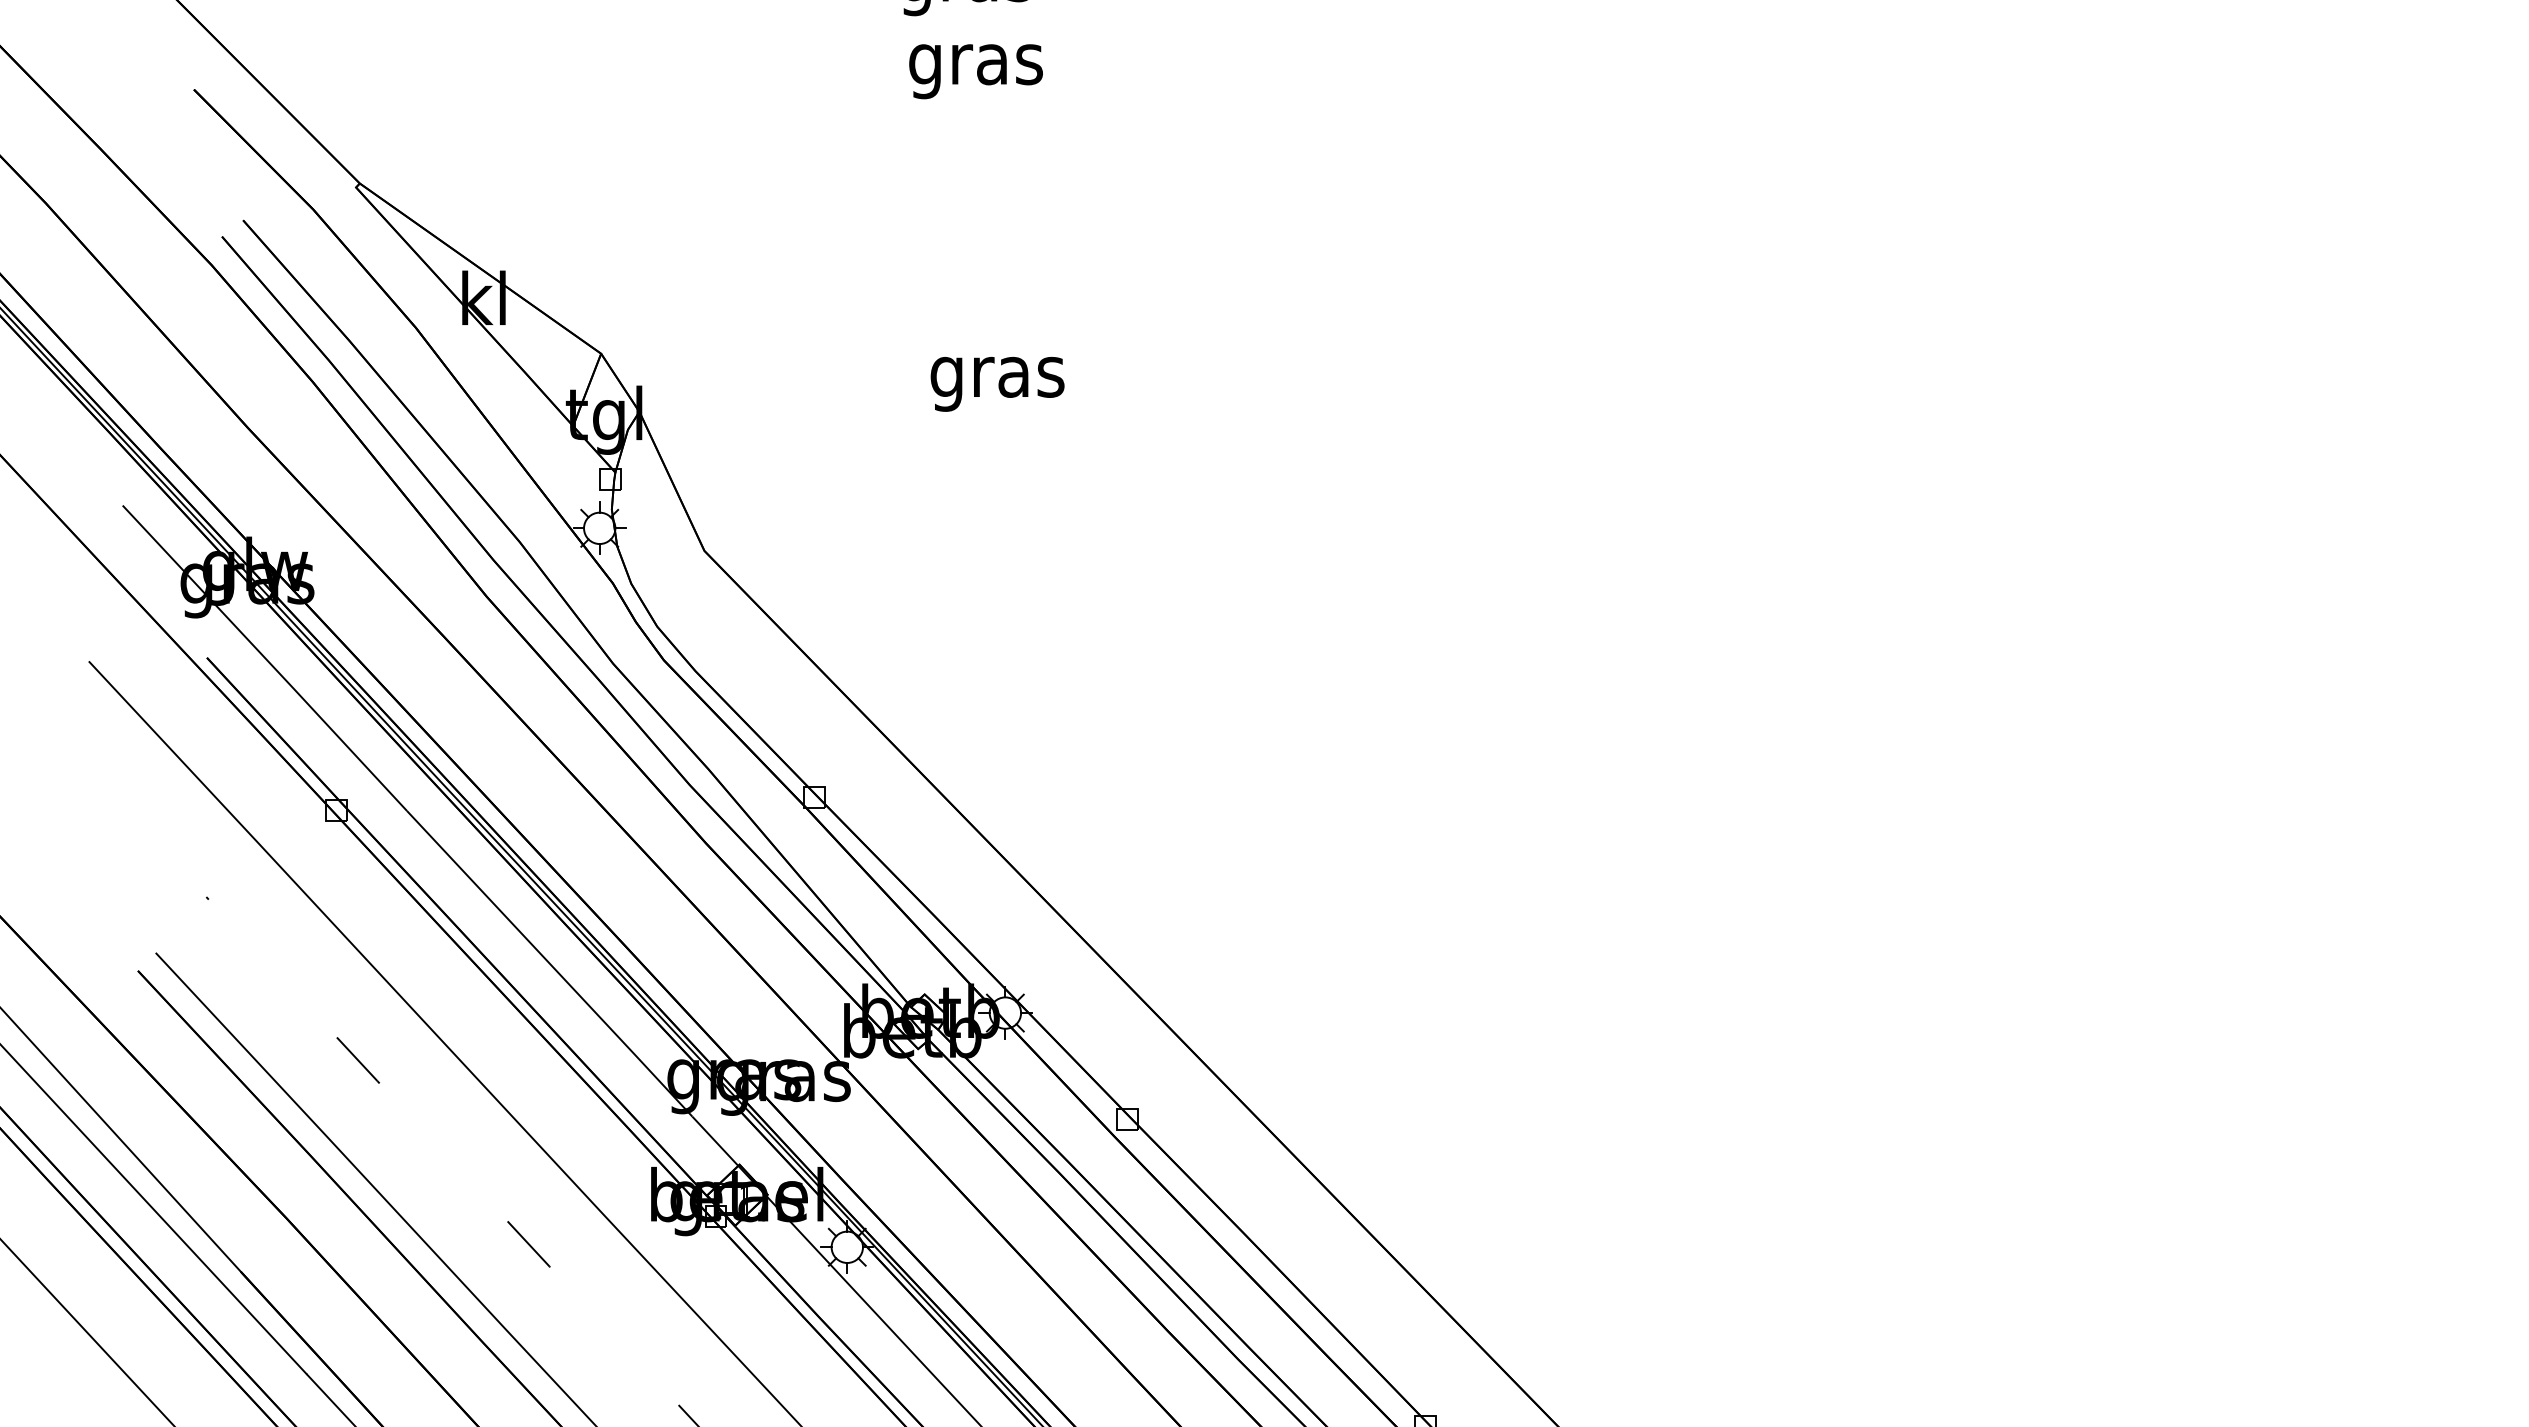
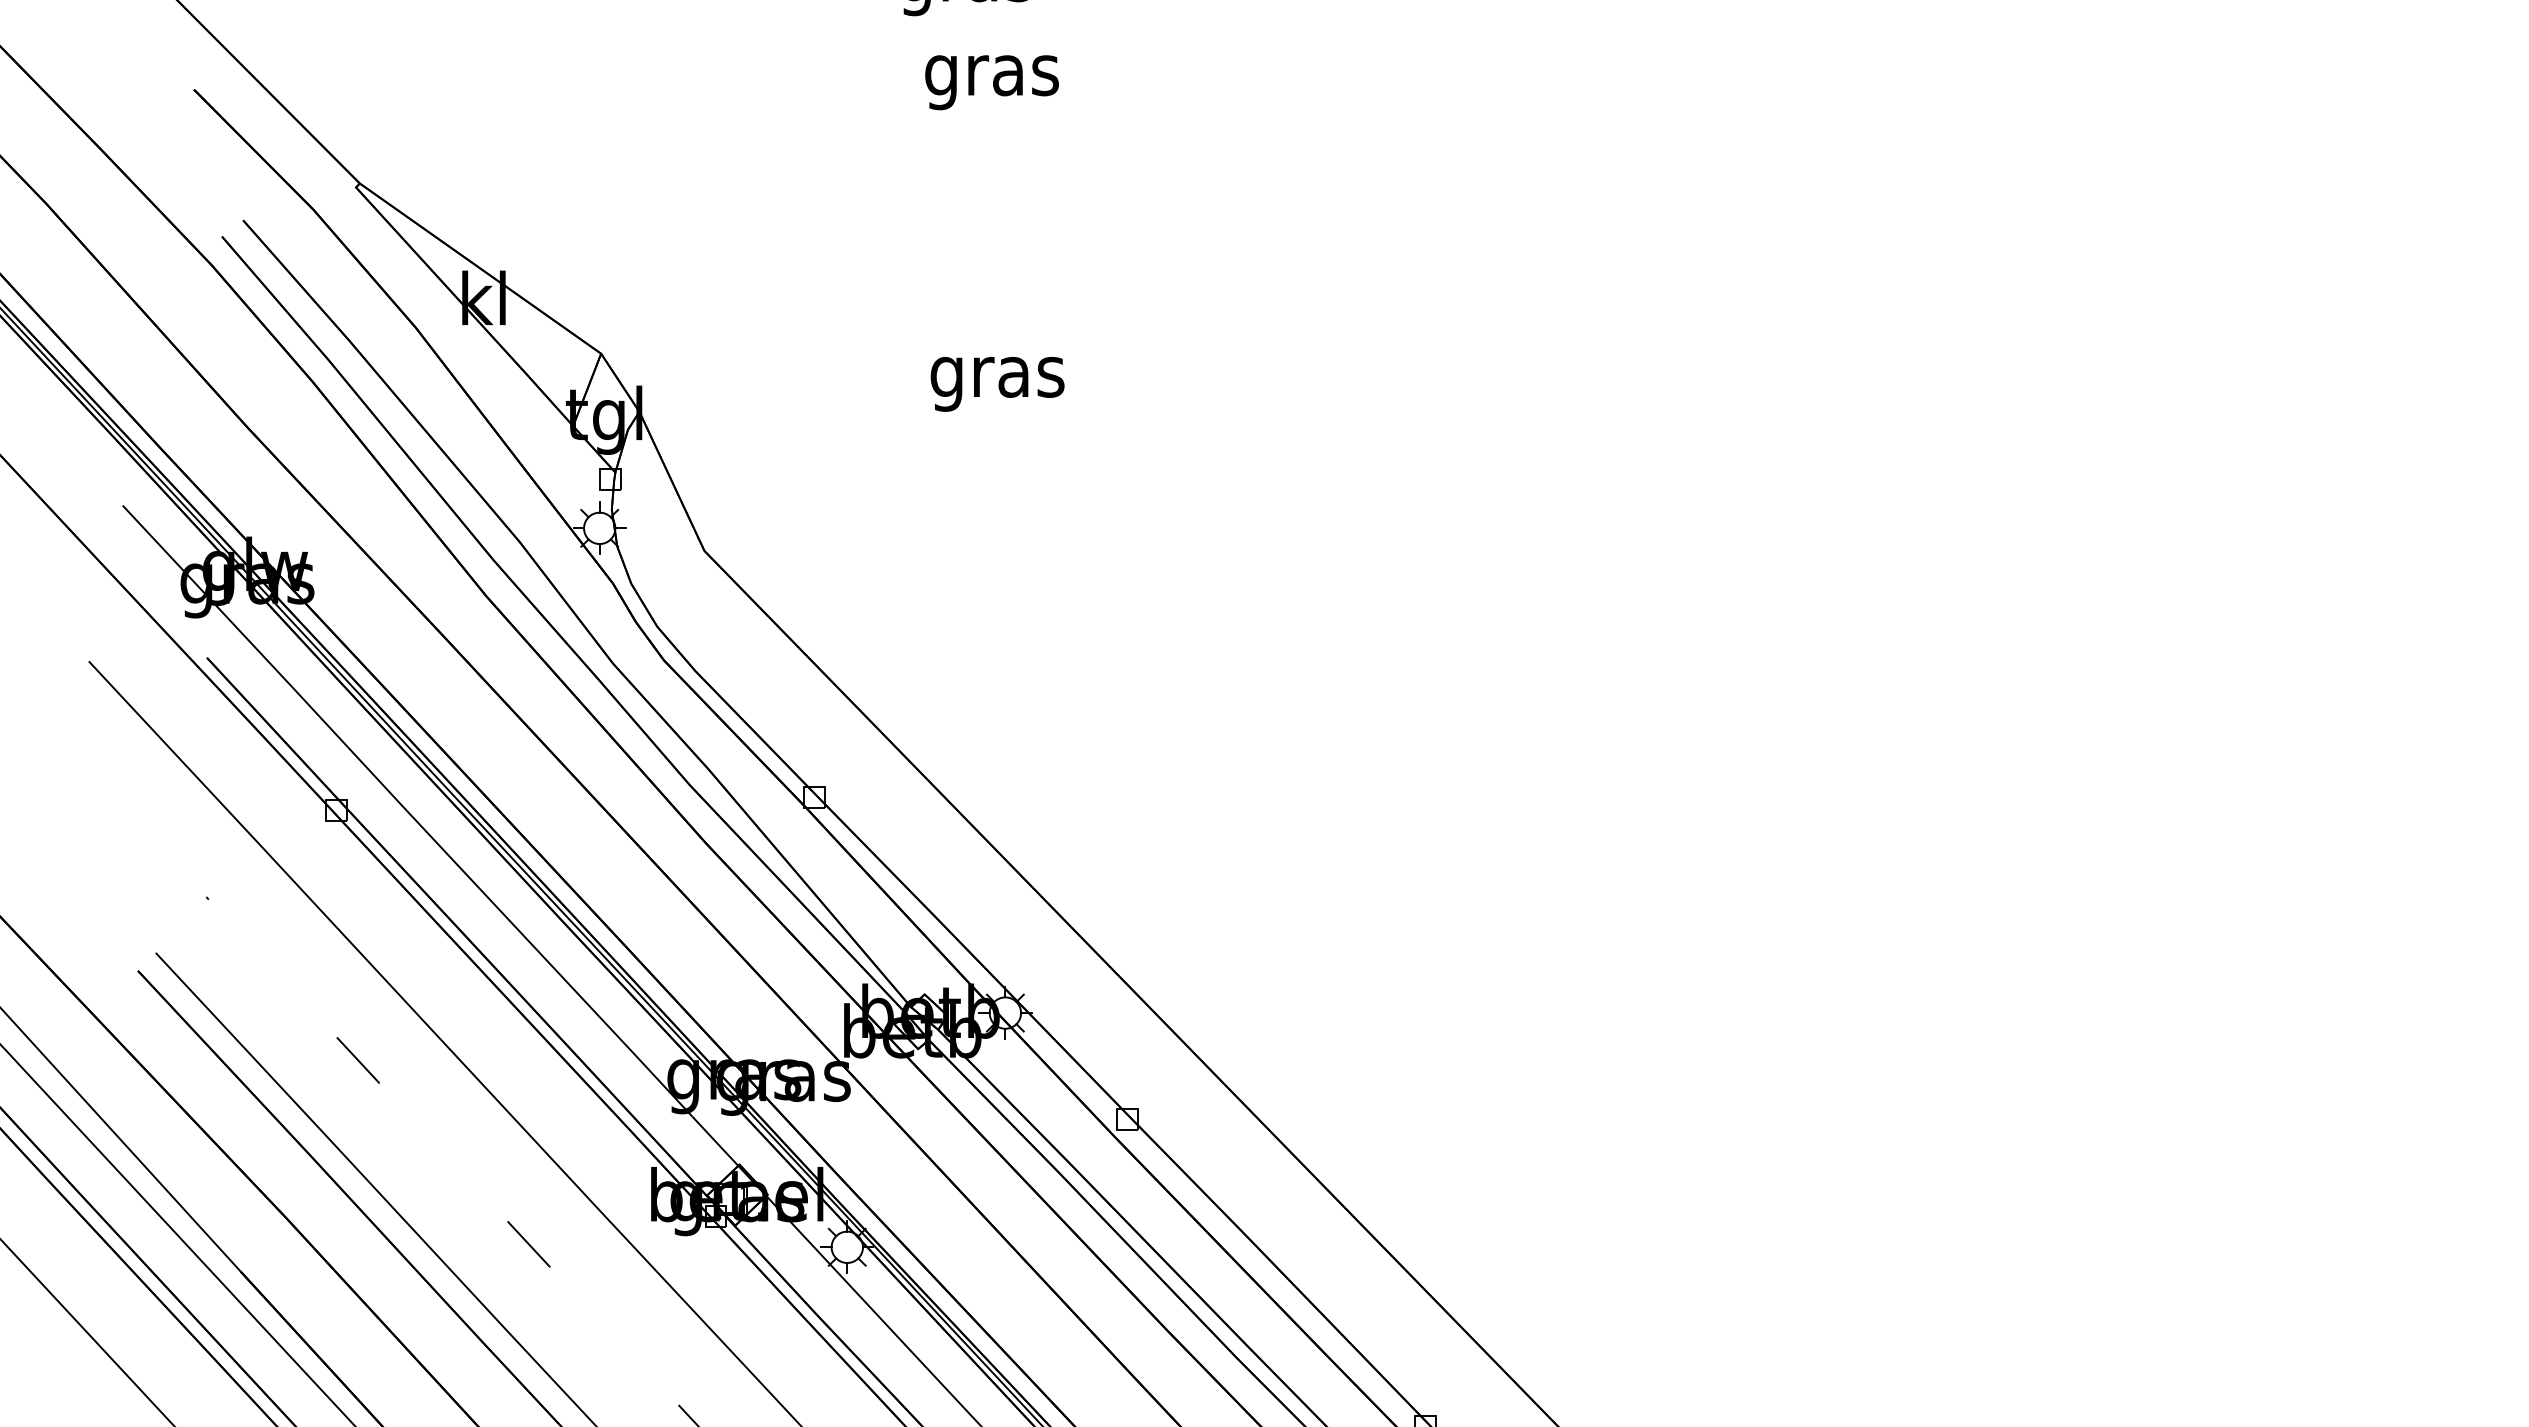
text position: (975, 71) -> (991, 82) (991, 82)
